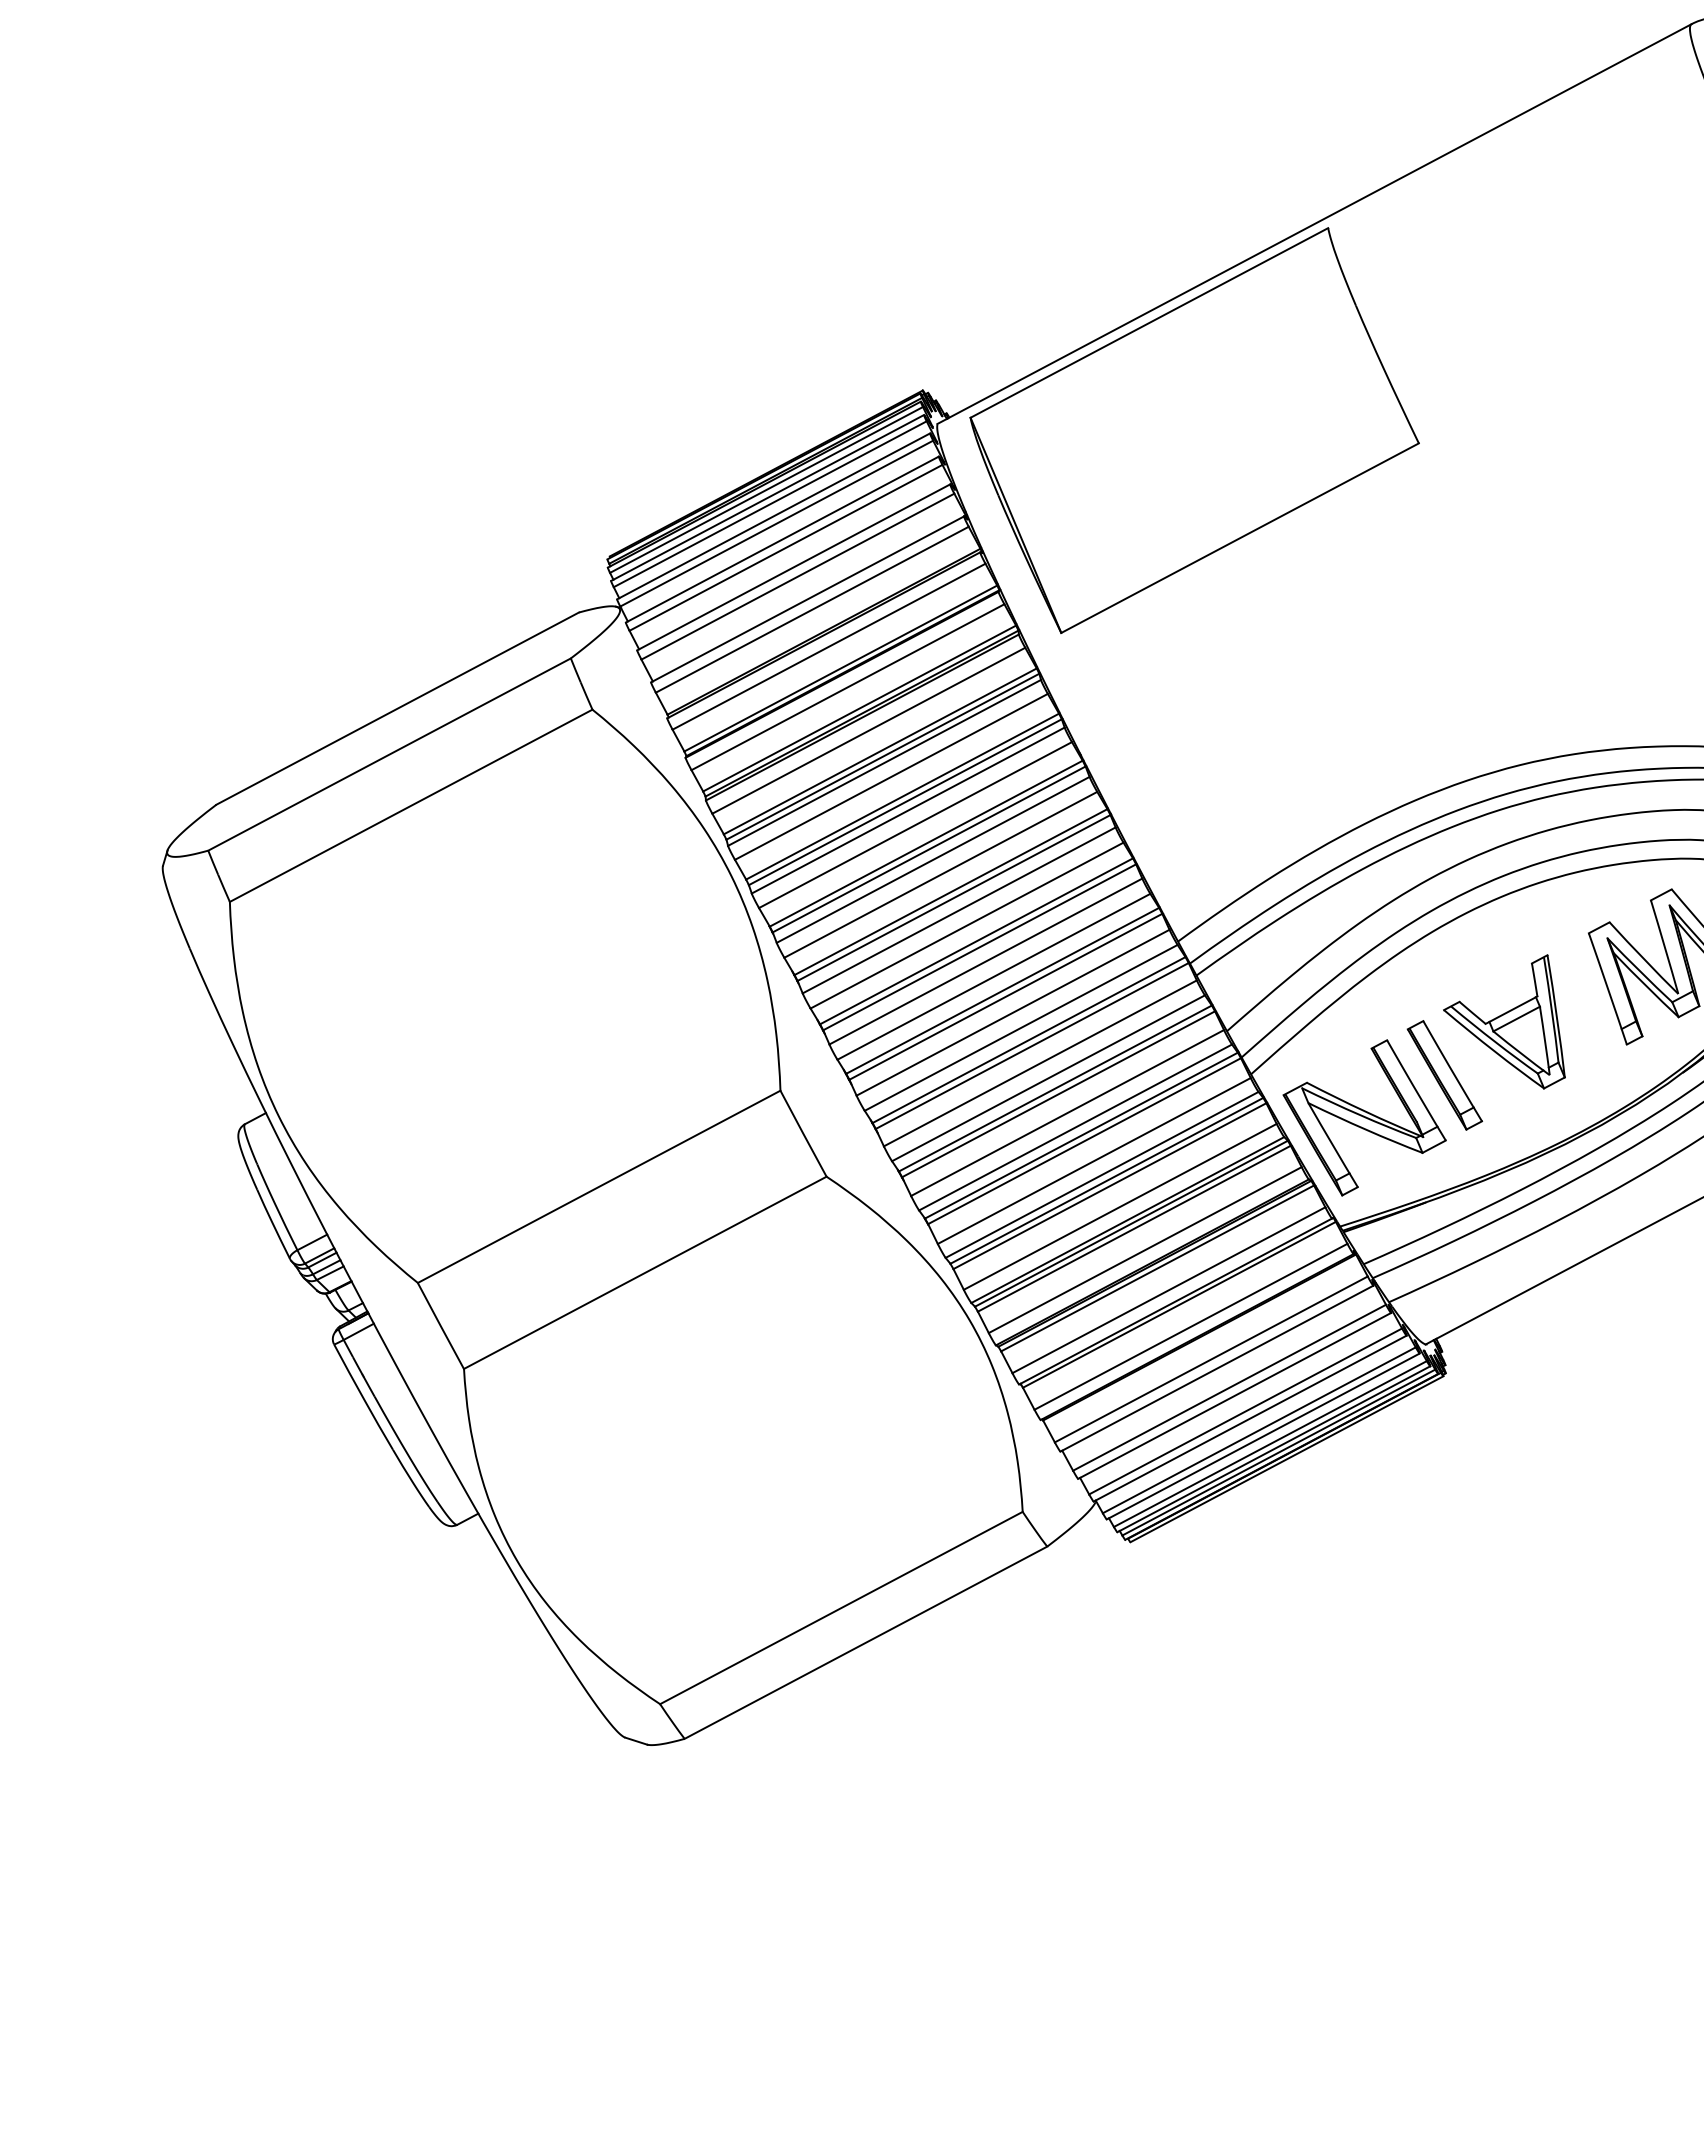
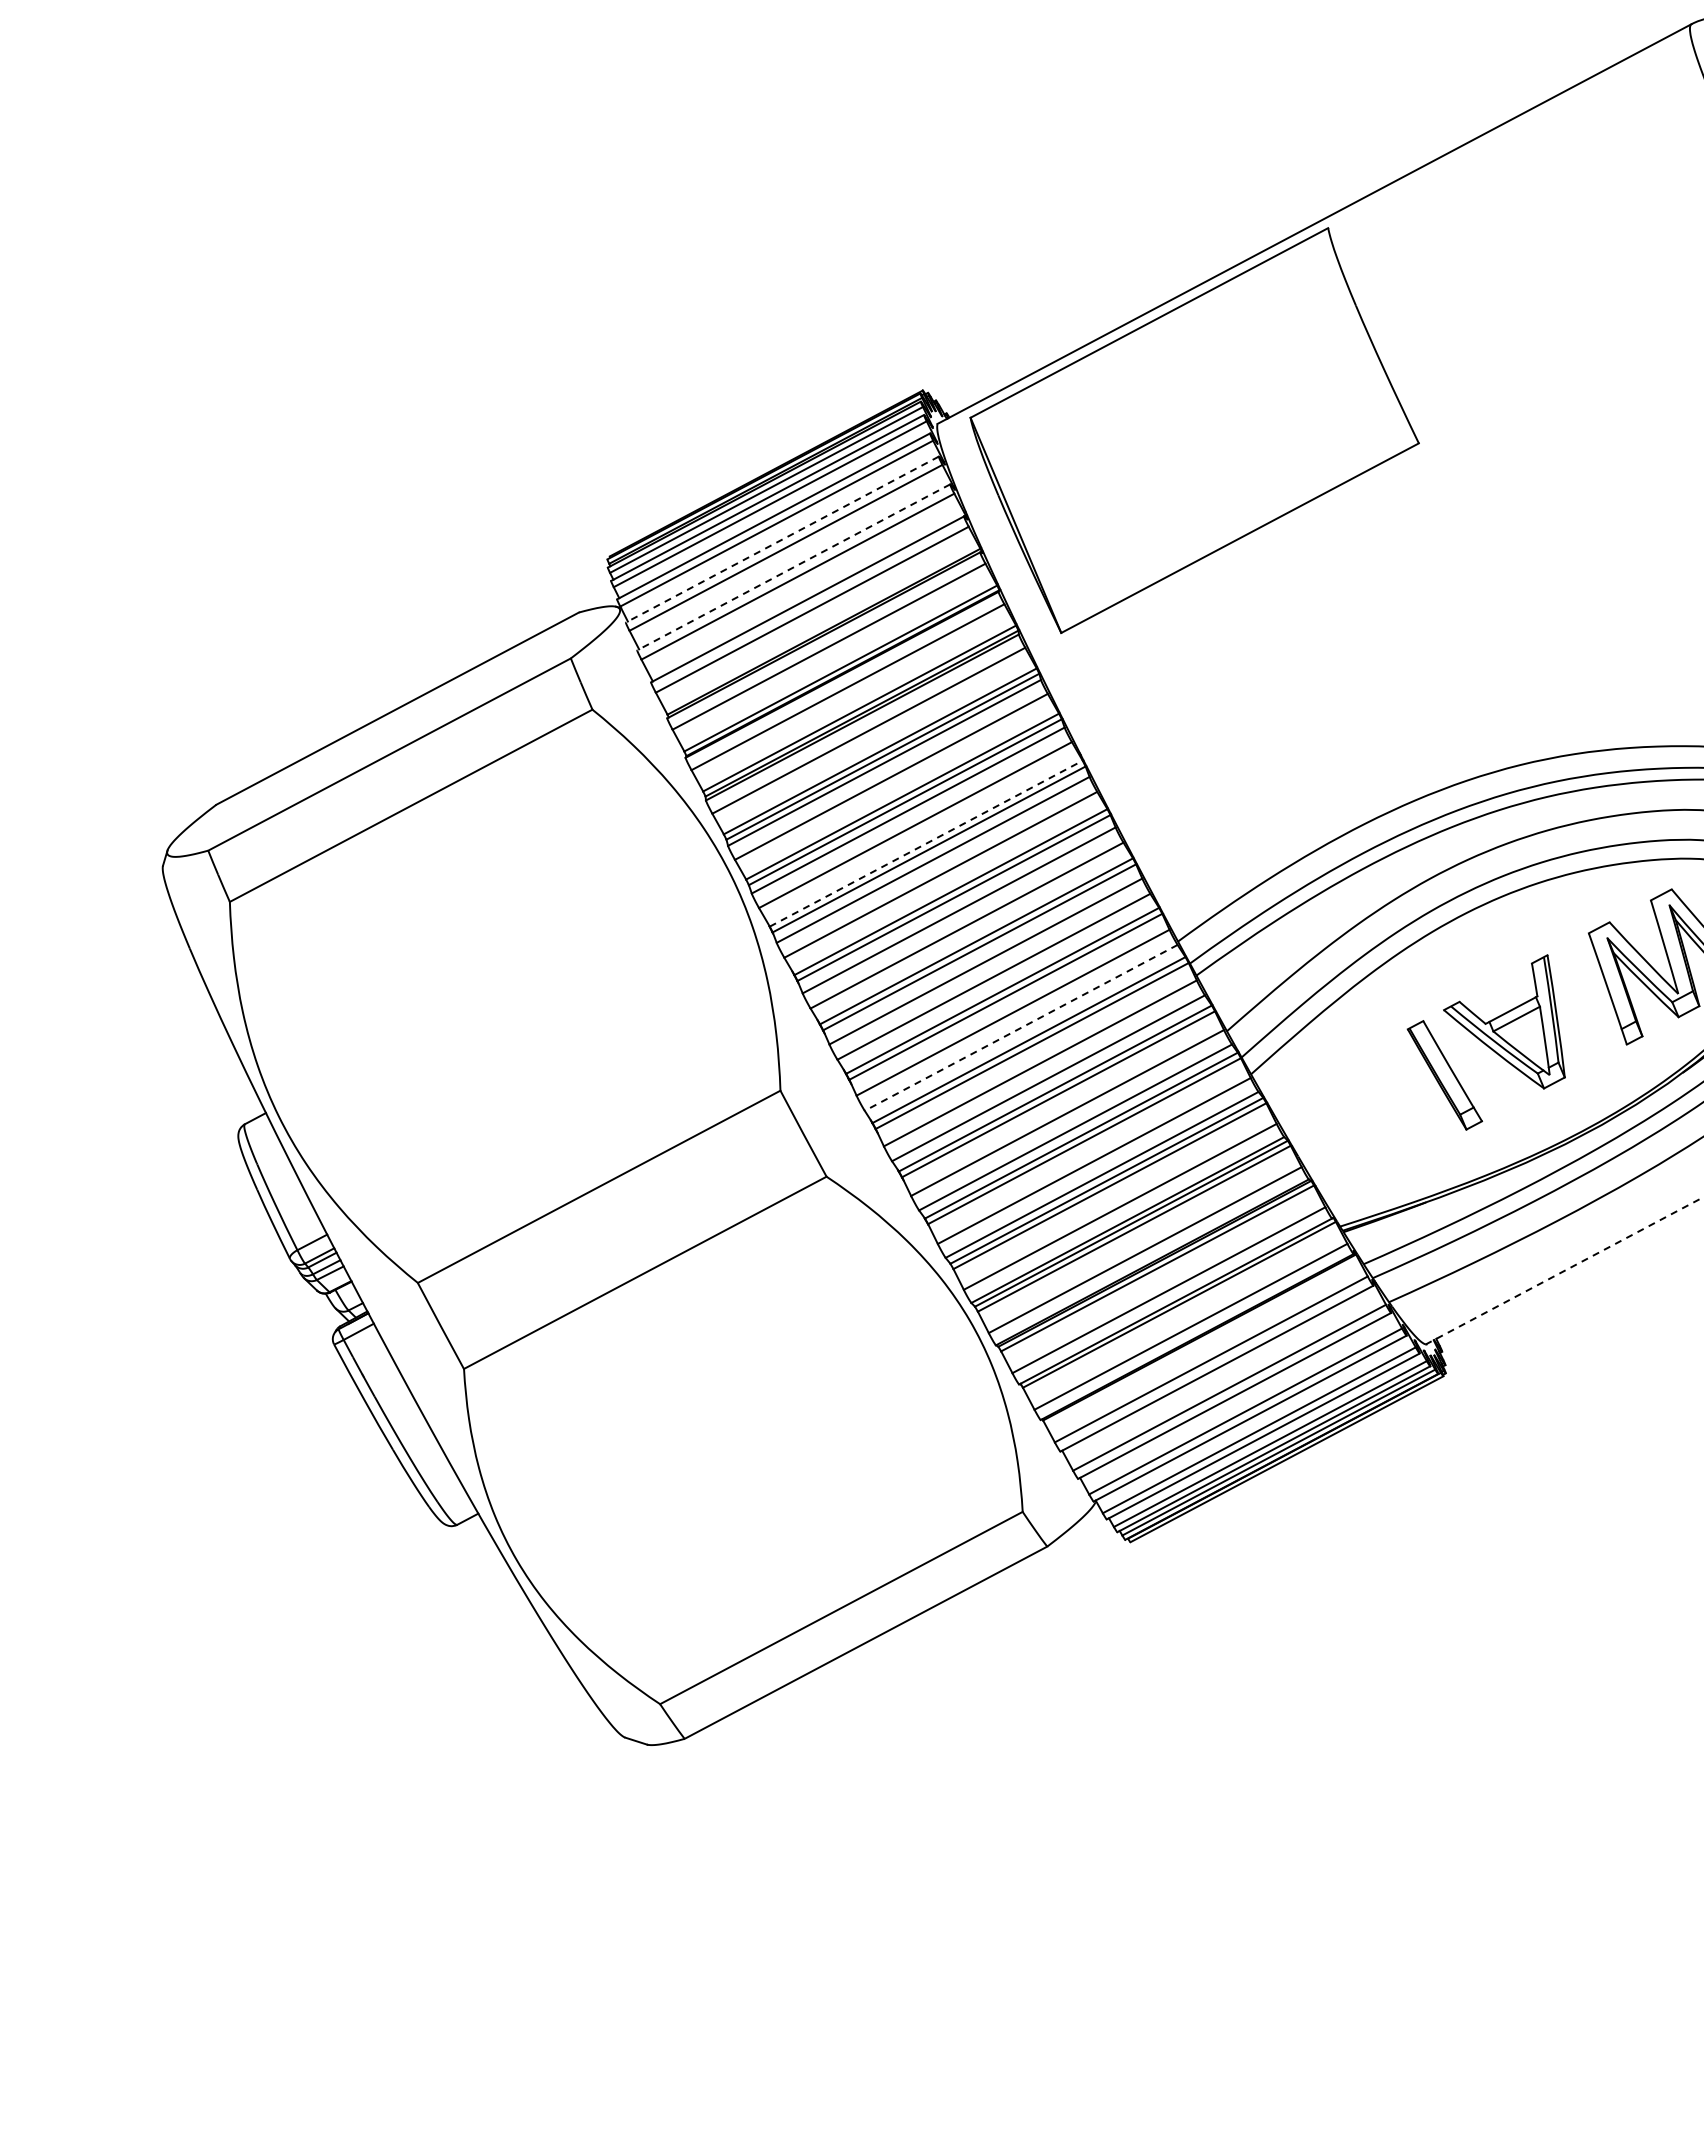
line: solid -> dashed (781, 539)
line: solid -> dashed (793, 567)
line: solid -> dashed (926, 843)
line: solid -> dashed (1020, 1028)
part: present -> none (1364, 1117)
line: solid -> dashed (1564, 1270)
